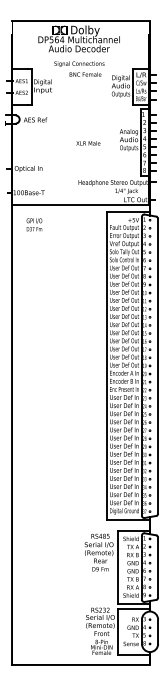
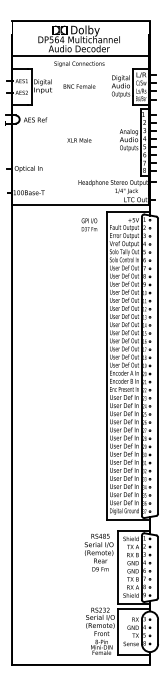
line: none -> present (81, 56)
text position: (85, 74) -> (79, 86) (79, 86)
text position: (88, 143) -> (79, 140) (79, 140)
text position: (34, 224) -> (89, 224) (89, 224)
